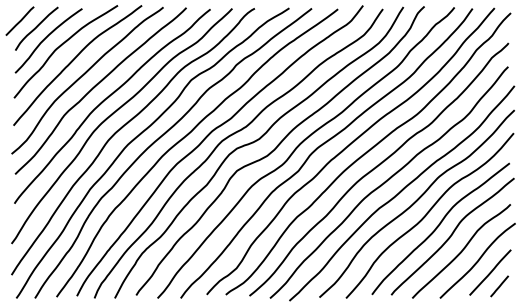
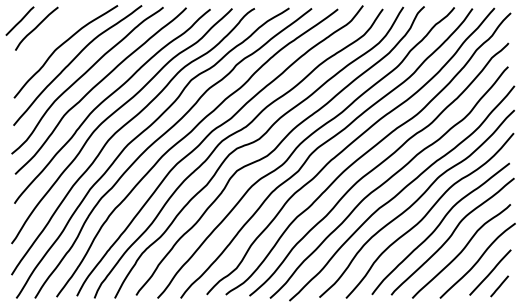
curve: present -> none (46, 38)
